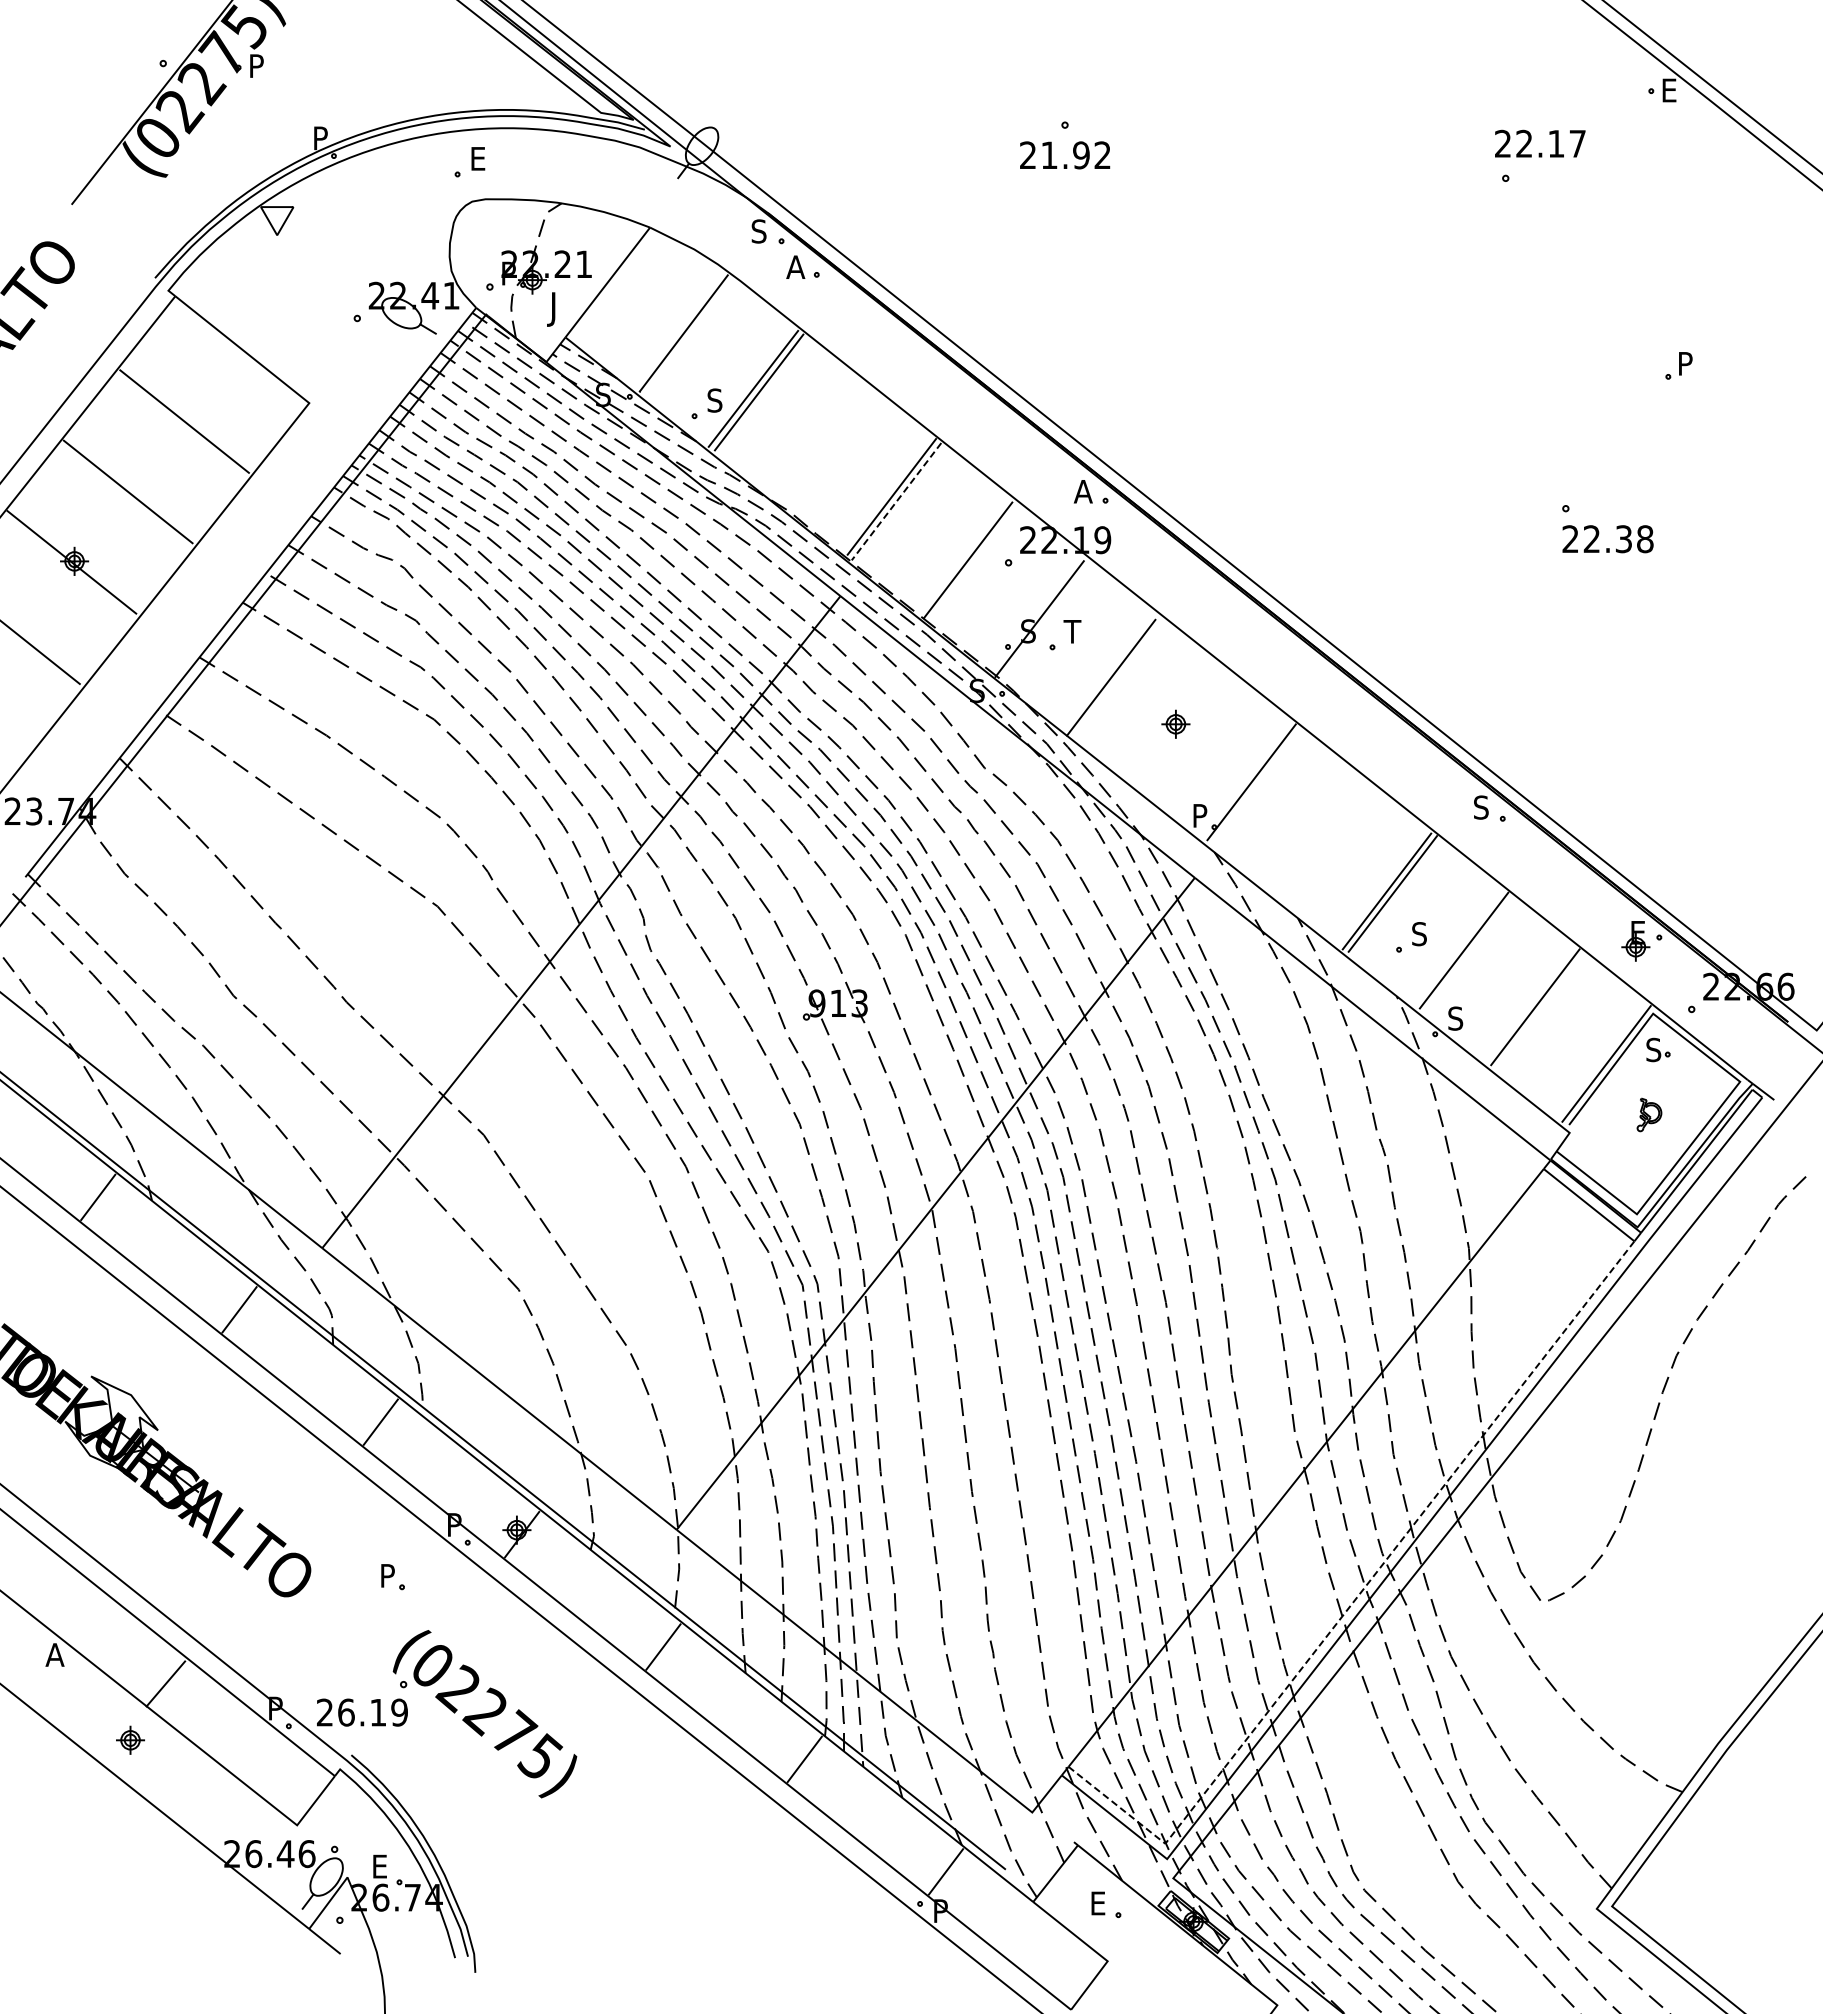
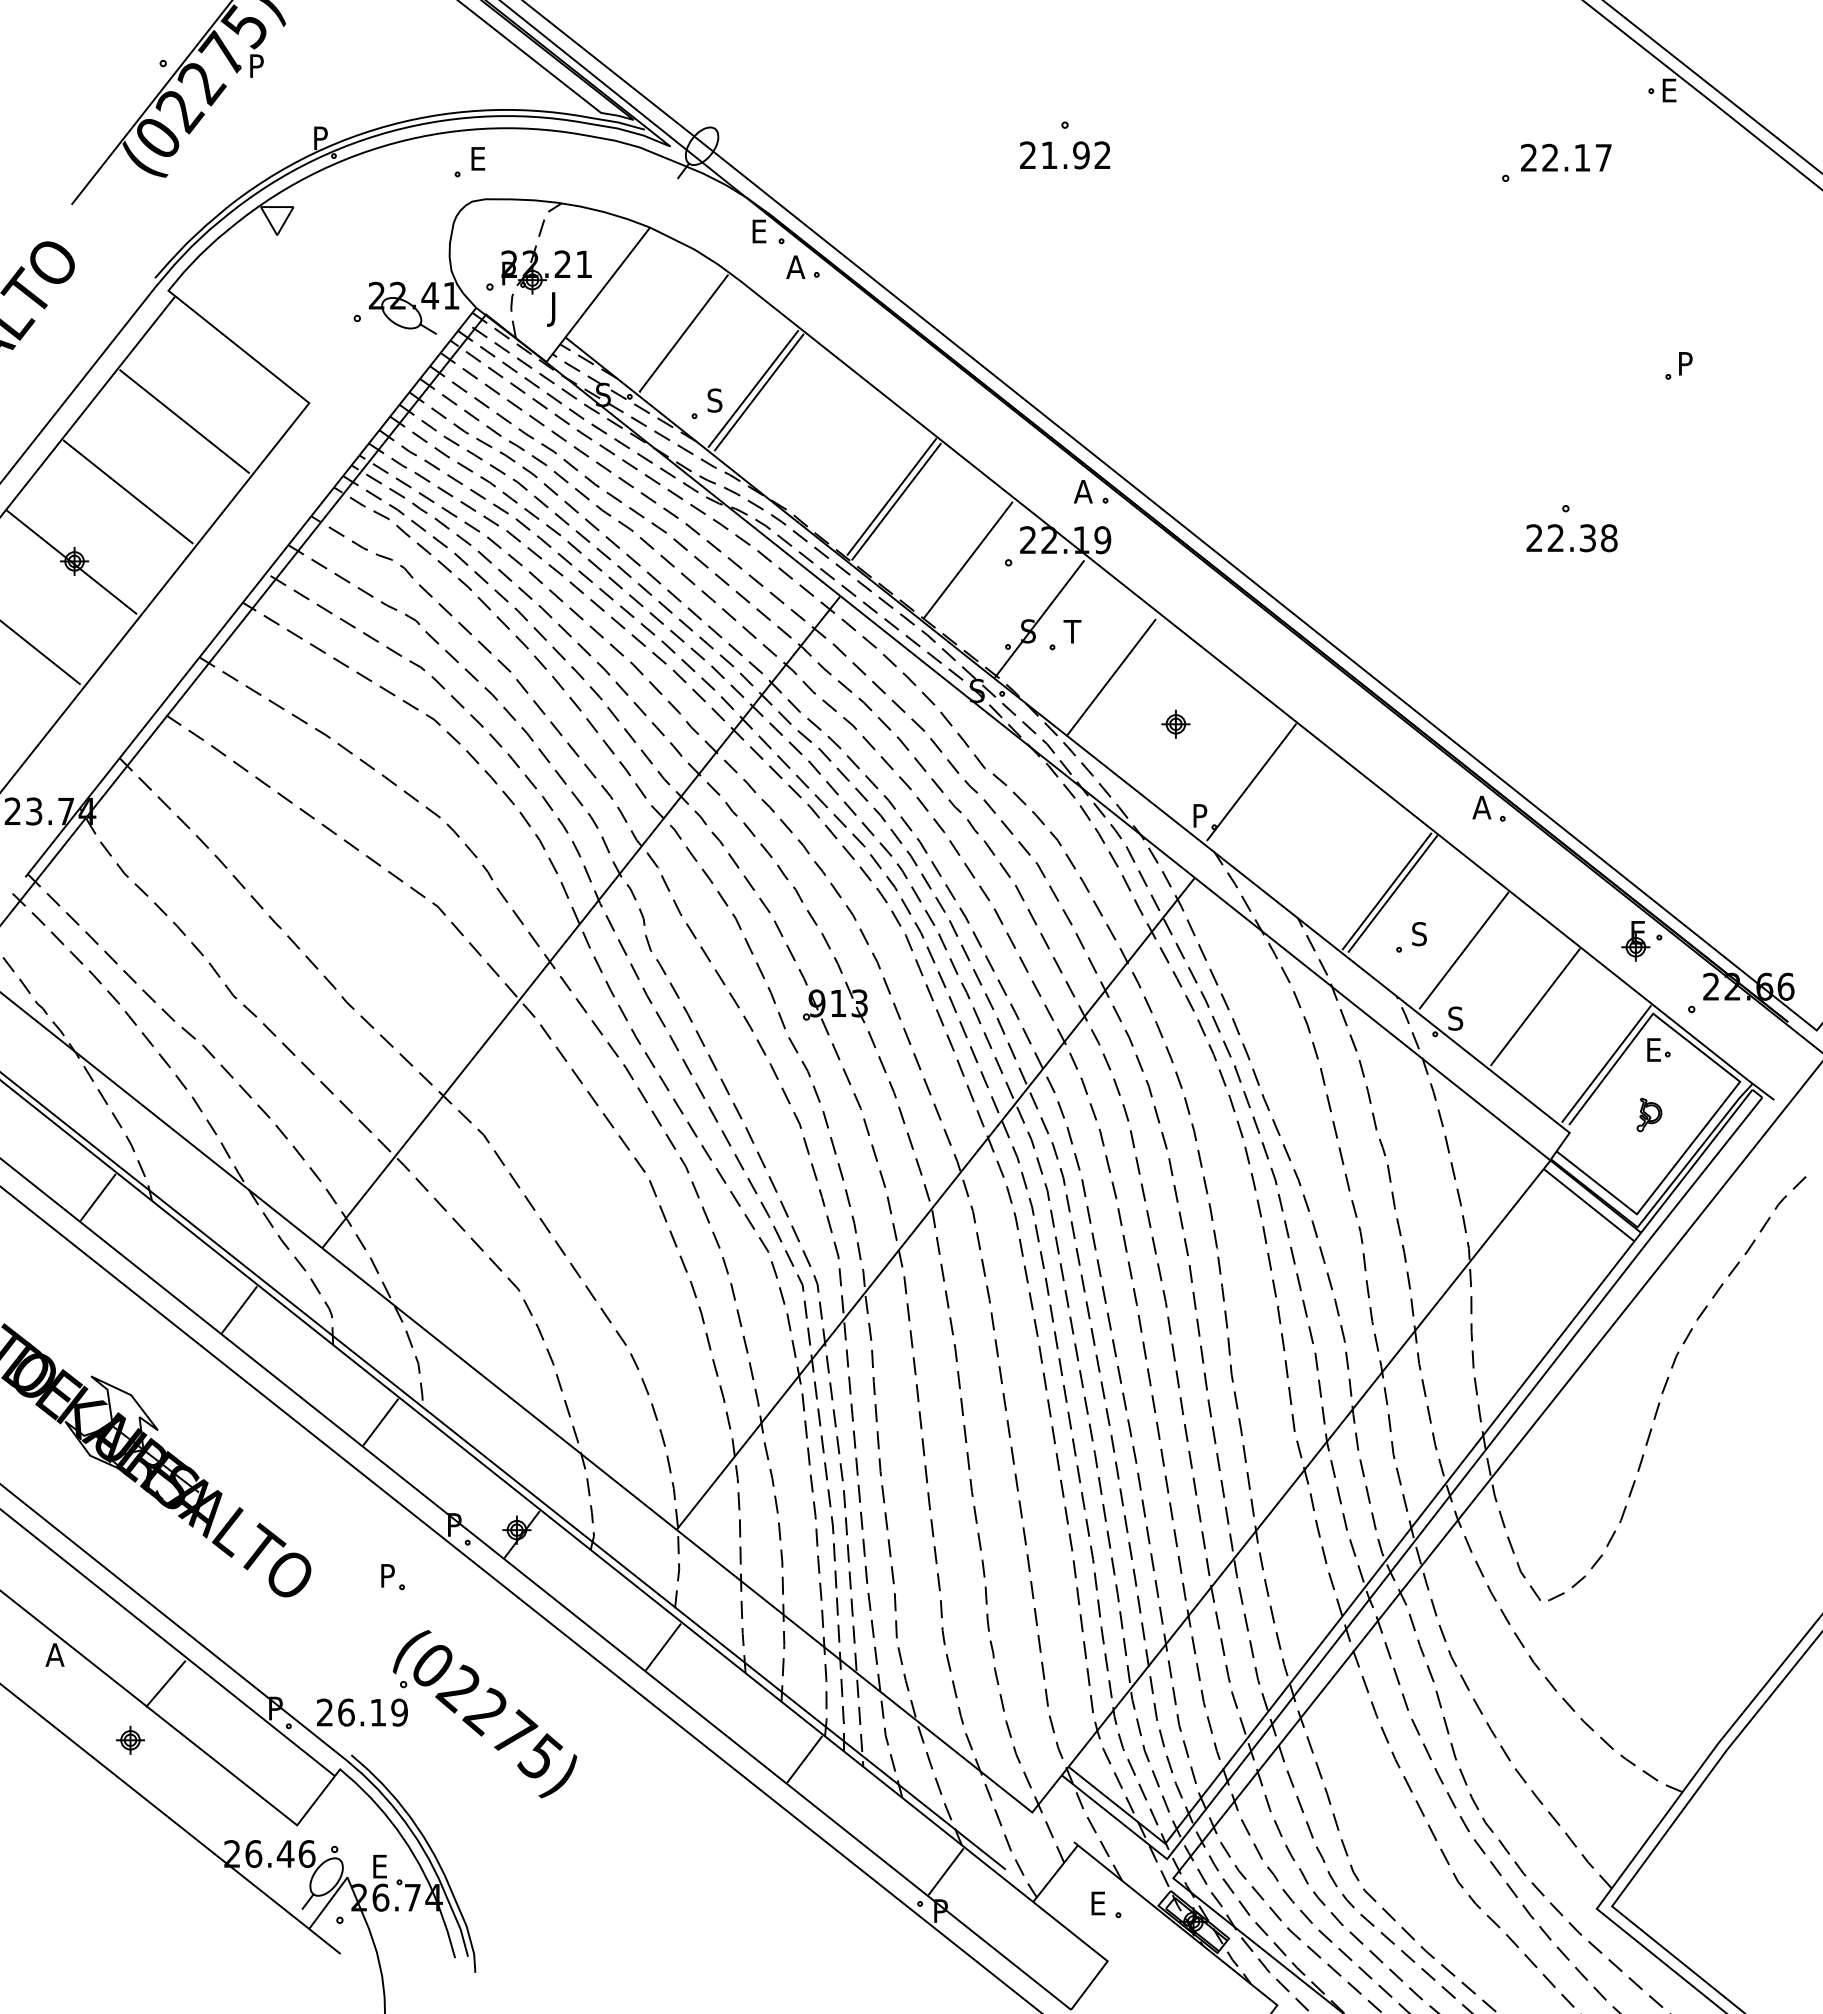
text position: (1540, 143) -> (1566, 157) (1566, 157)
text: S -> E (758, 231)
line: dashed -> solid (896, 501)
text position: (1607, 539) -> (1571, 538) (1571, 538)
text: S -> A (1481, 807)
text: S -> E (1653, 1049)
line: dashed -> solid (1361, 1591)
